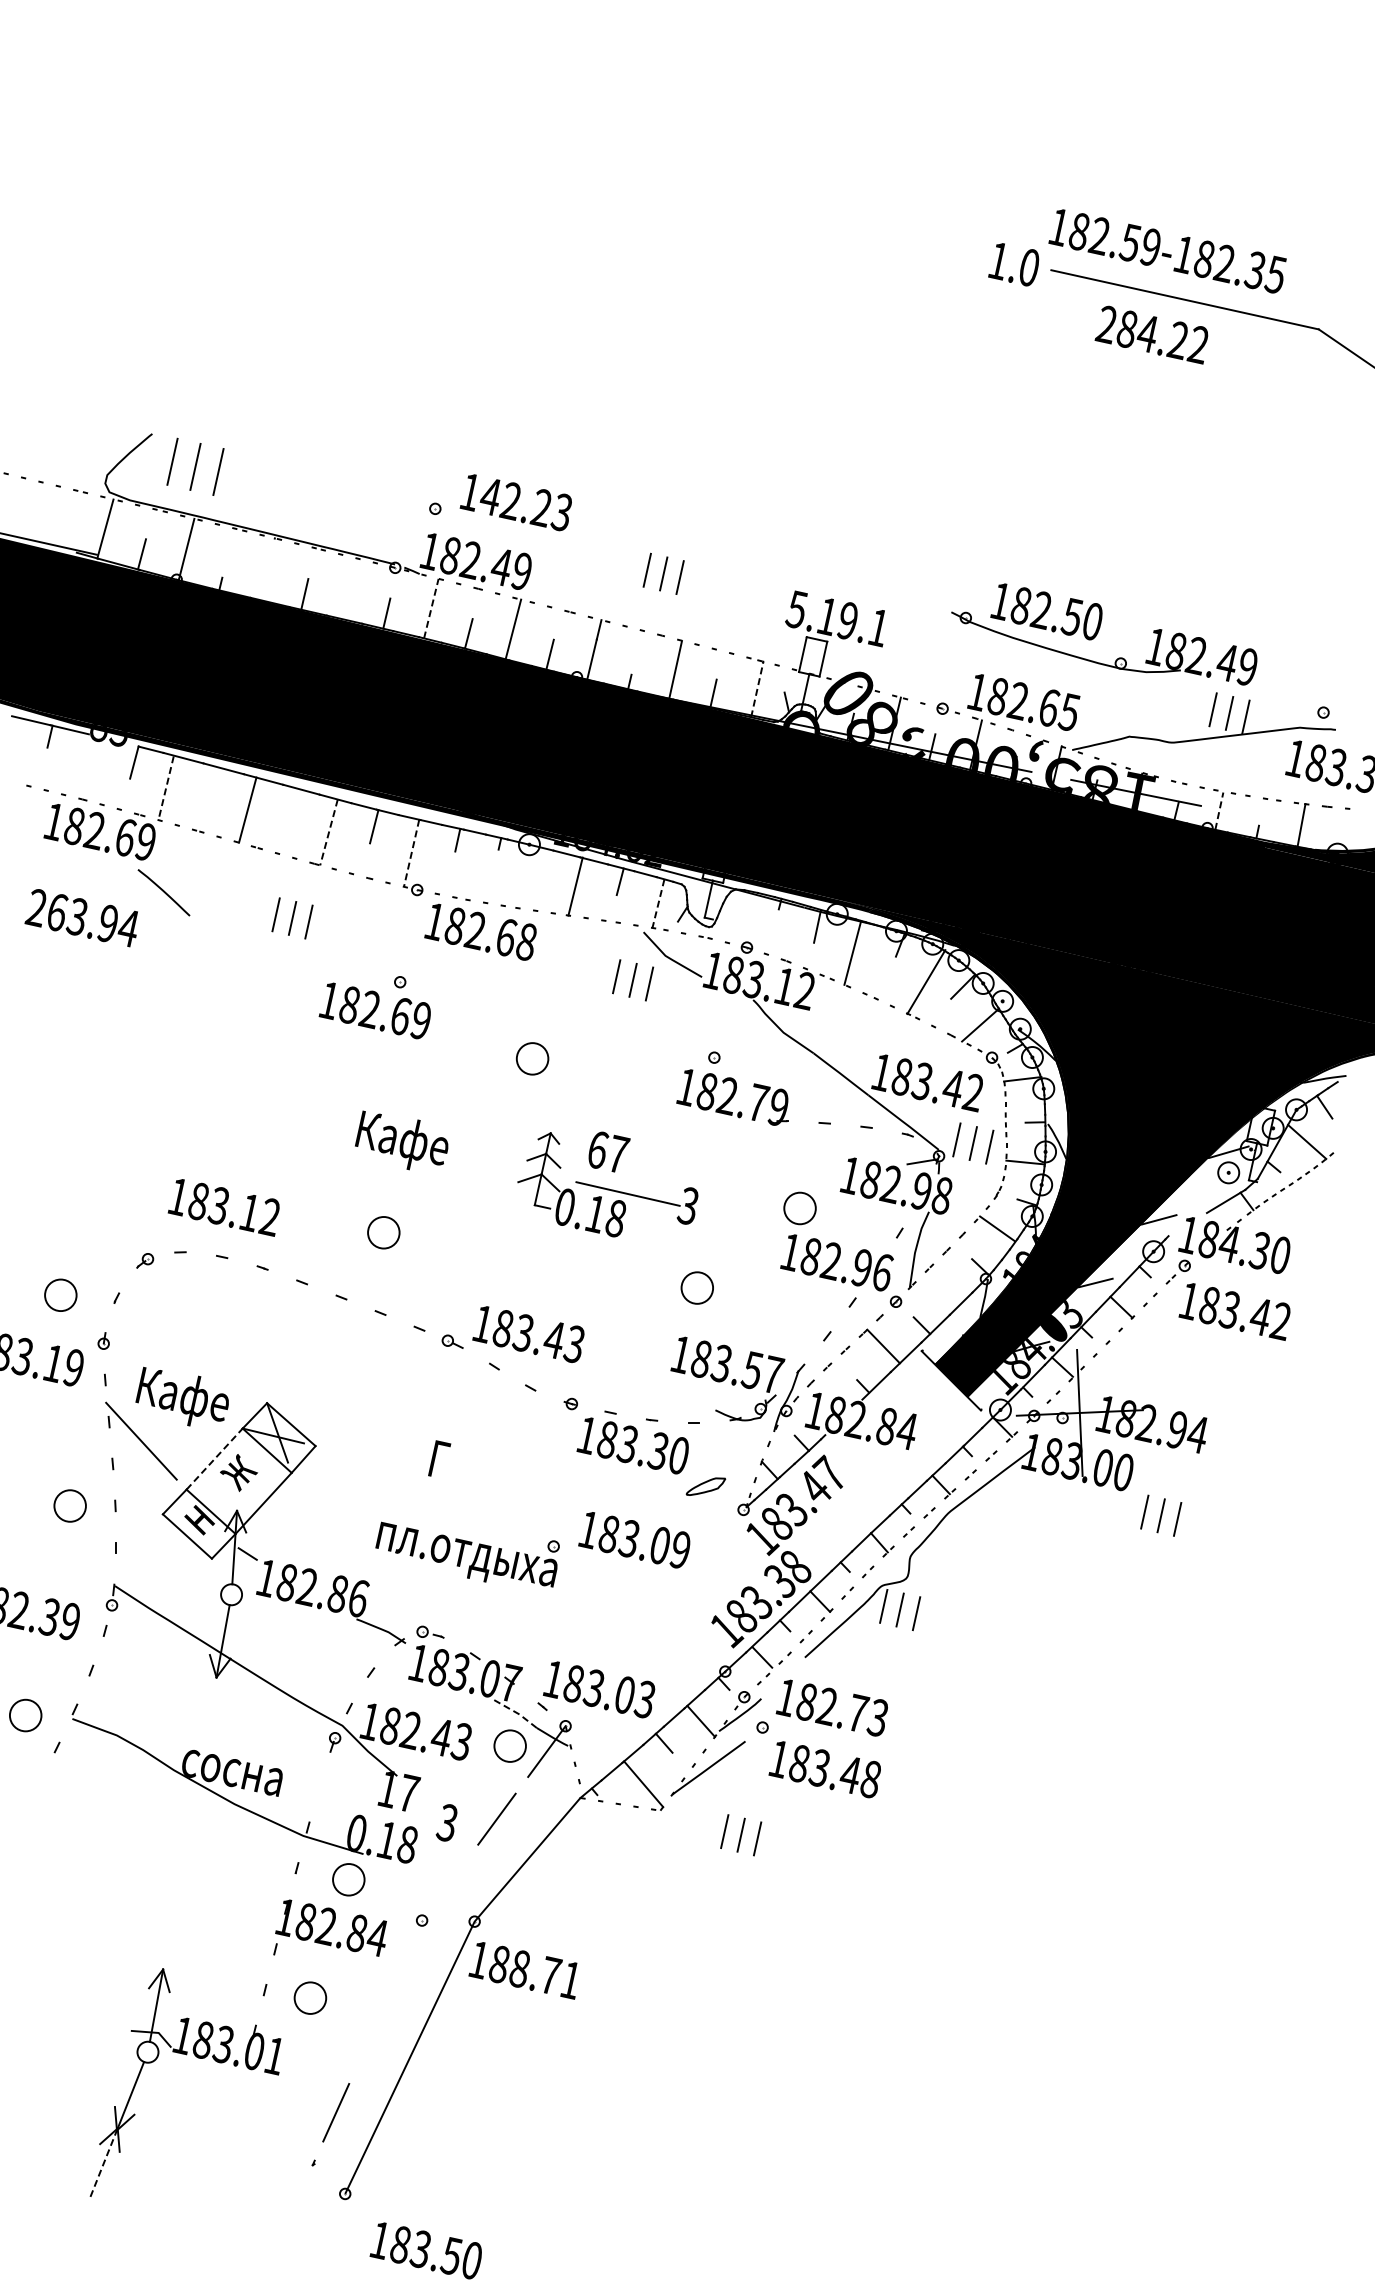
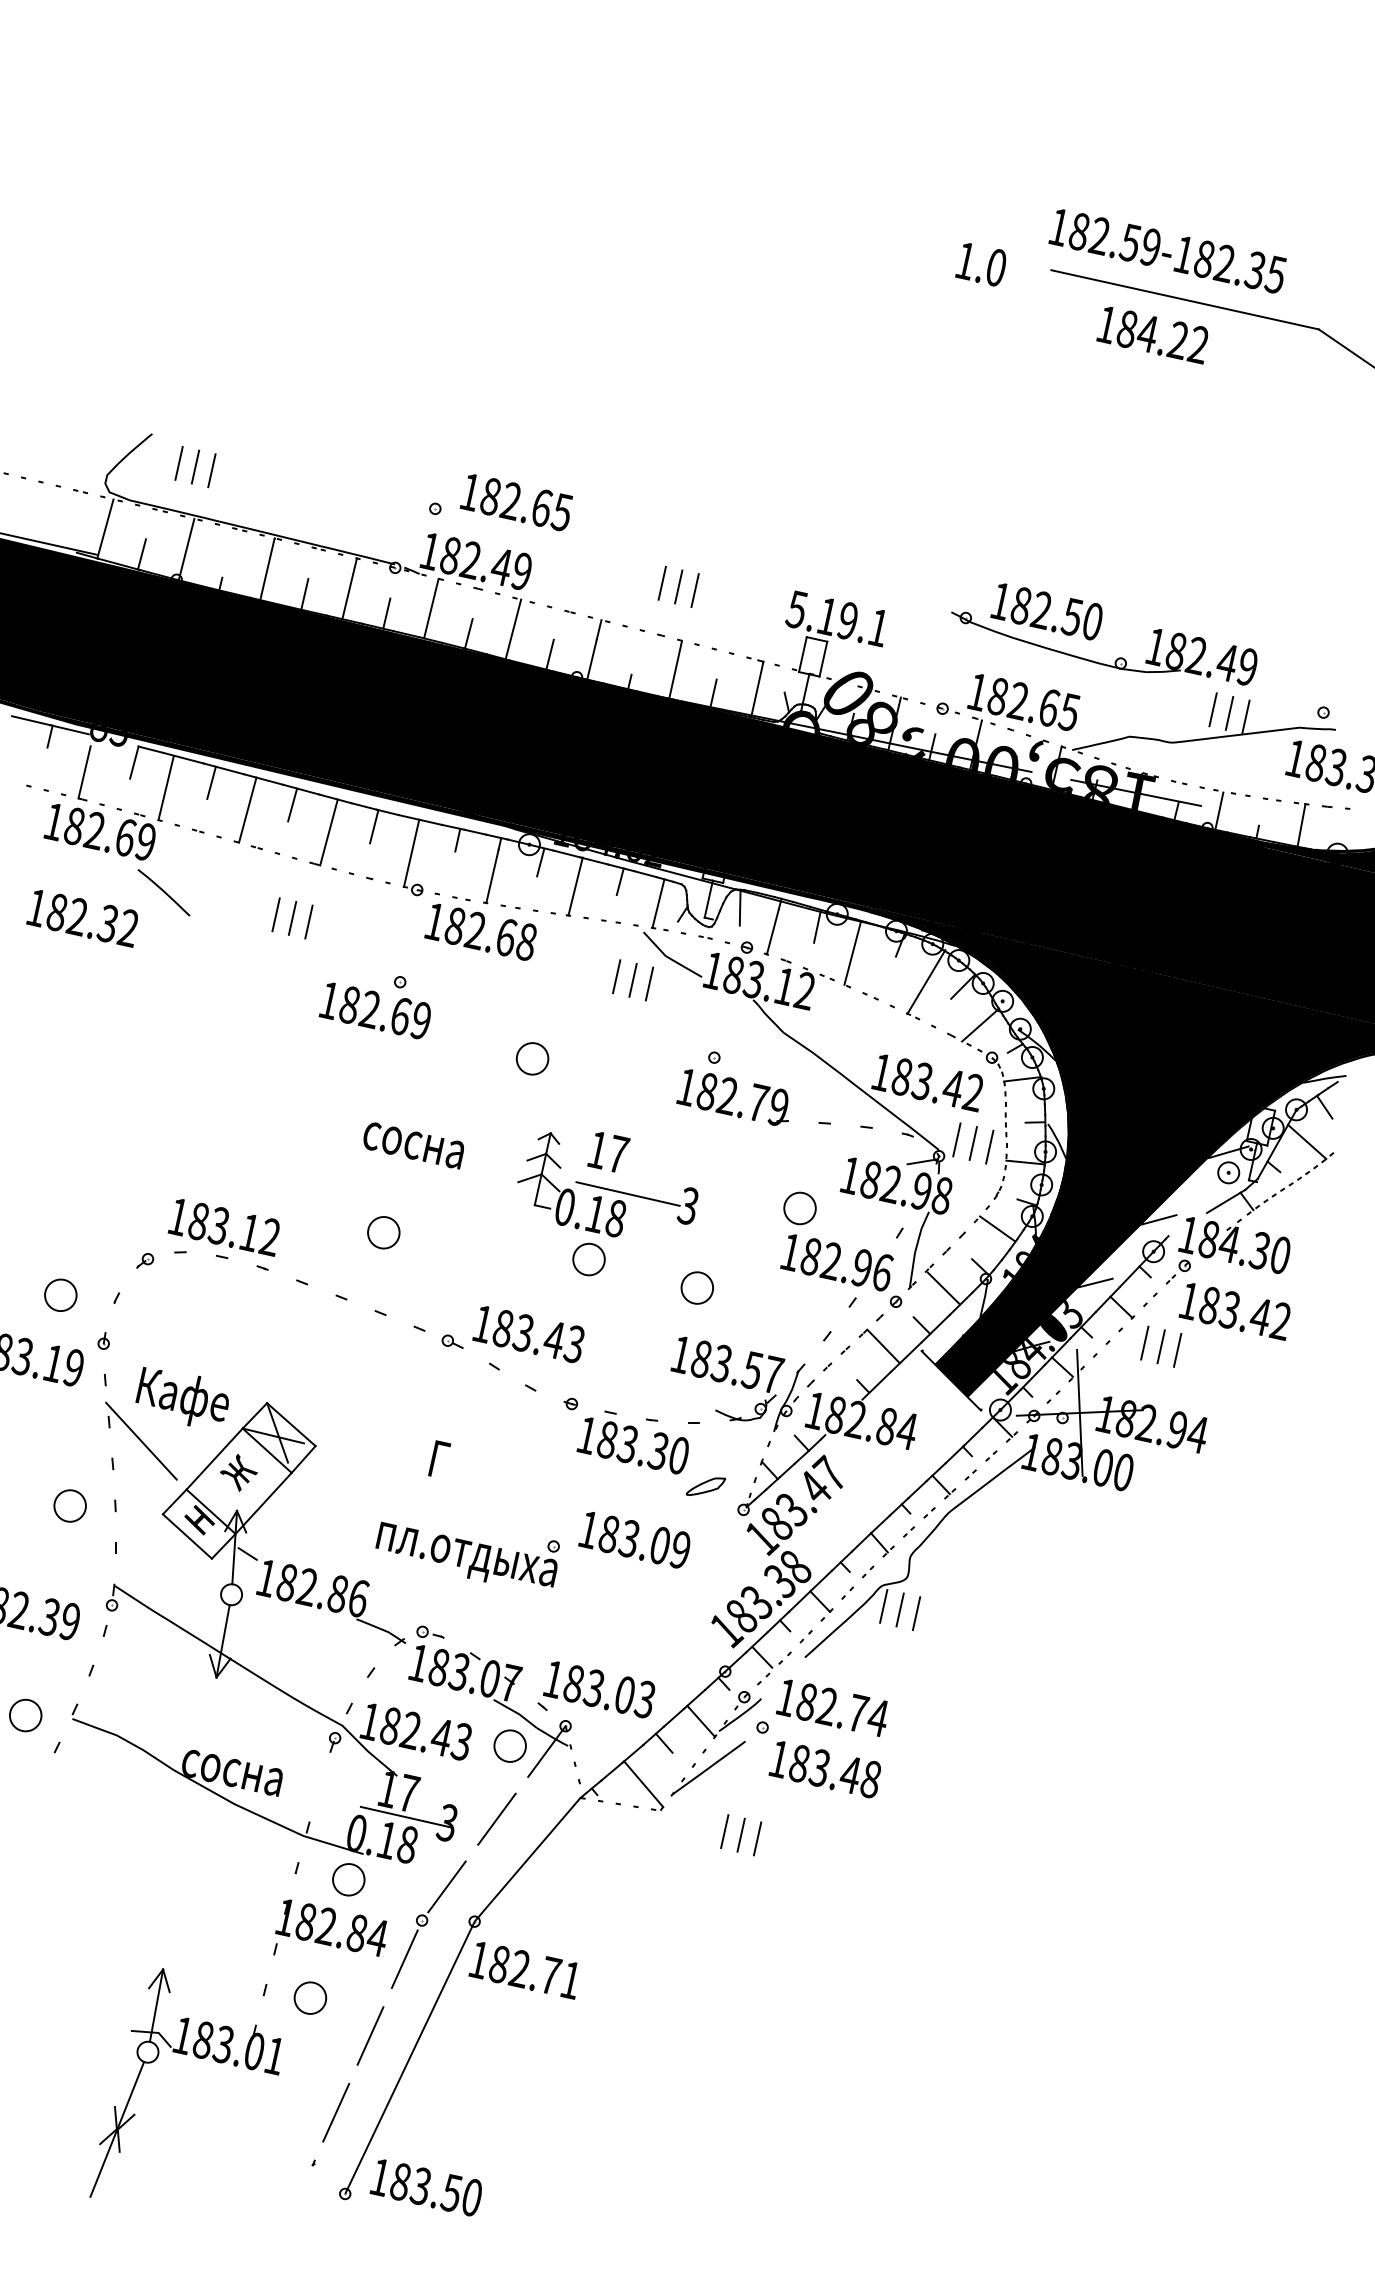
text position: (1013, 264) -> (980, 264) (980, 264)
text: 284.22 -> 184.22 (1105, 324)
part size: 59x59 px -> 43x43 px (195, 467)
text: 142.23 -> 182.65 (526, 504)
line: none -> present (267, 569)
part position: (663, 573) -> (678, 586) (678, 586)
line: none -> present (349, 588)
line: dashed -> solid (431, 608)
line: dashed -> solid (757, 689)
line: none -> present (84, 772)
line: none -> present (211, 782)
line: dashed -> solid (166, 788)
line: none -> present (292, 804)
line: dashed -> solid (1219, 810)
line: dashed -> solid (328, 832)
line: dashed -> solid (411, 853)
line: none -> present (540, 862)
line: none -> present (492, 876)
line: dashed -> solid (658, 904)
line: none -> present (739, 907)
text: 263.94 -> 182.32 (80, 918)
line: none -> present (772, 931)
text: Кафе -> сосна (408, 1140)
text: 67 -> 17 (598, 1150)
text position: (223, 1207) -> (223, 1227) (223, 1227)
part: none -> present (588, 1259)
line: none -> present (943, 1288)
line: dashed -> solid (214, 1458)
part position: (1161, 1515) -> (1161, 1346) (1161, 1346)
line: dashed -> solid (516, 1712)
text: 182.73 -> 182.74 (876, 1717)
line: none -> present (406, 1816)
line: none -> present (446, 1886)
line: none -> present (404, 1958)
text: 188.71 -> 182.71 (518, 1969)
line: none -> present (370, 2035)
line: dashed -> solid (104, 2162)
text position: (425, 2250) -> (425, 2187) (425, 2187)
